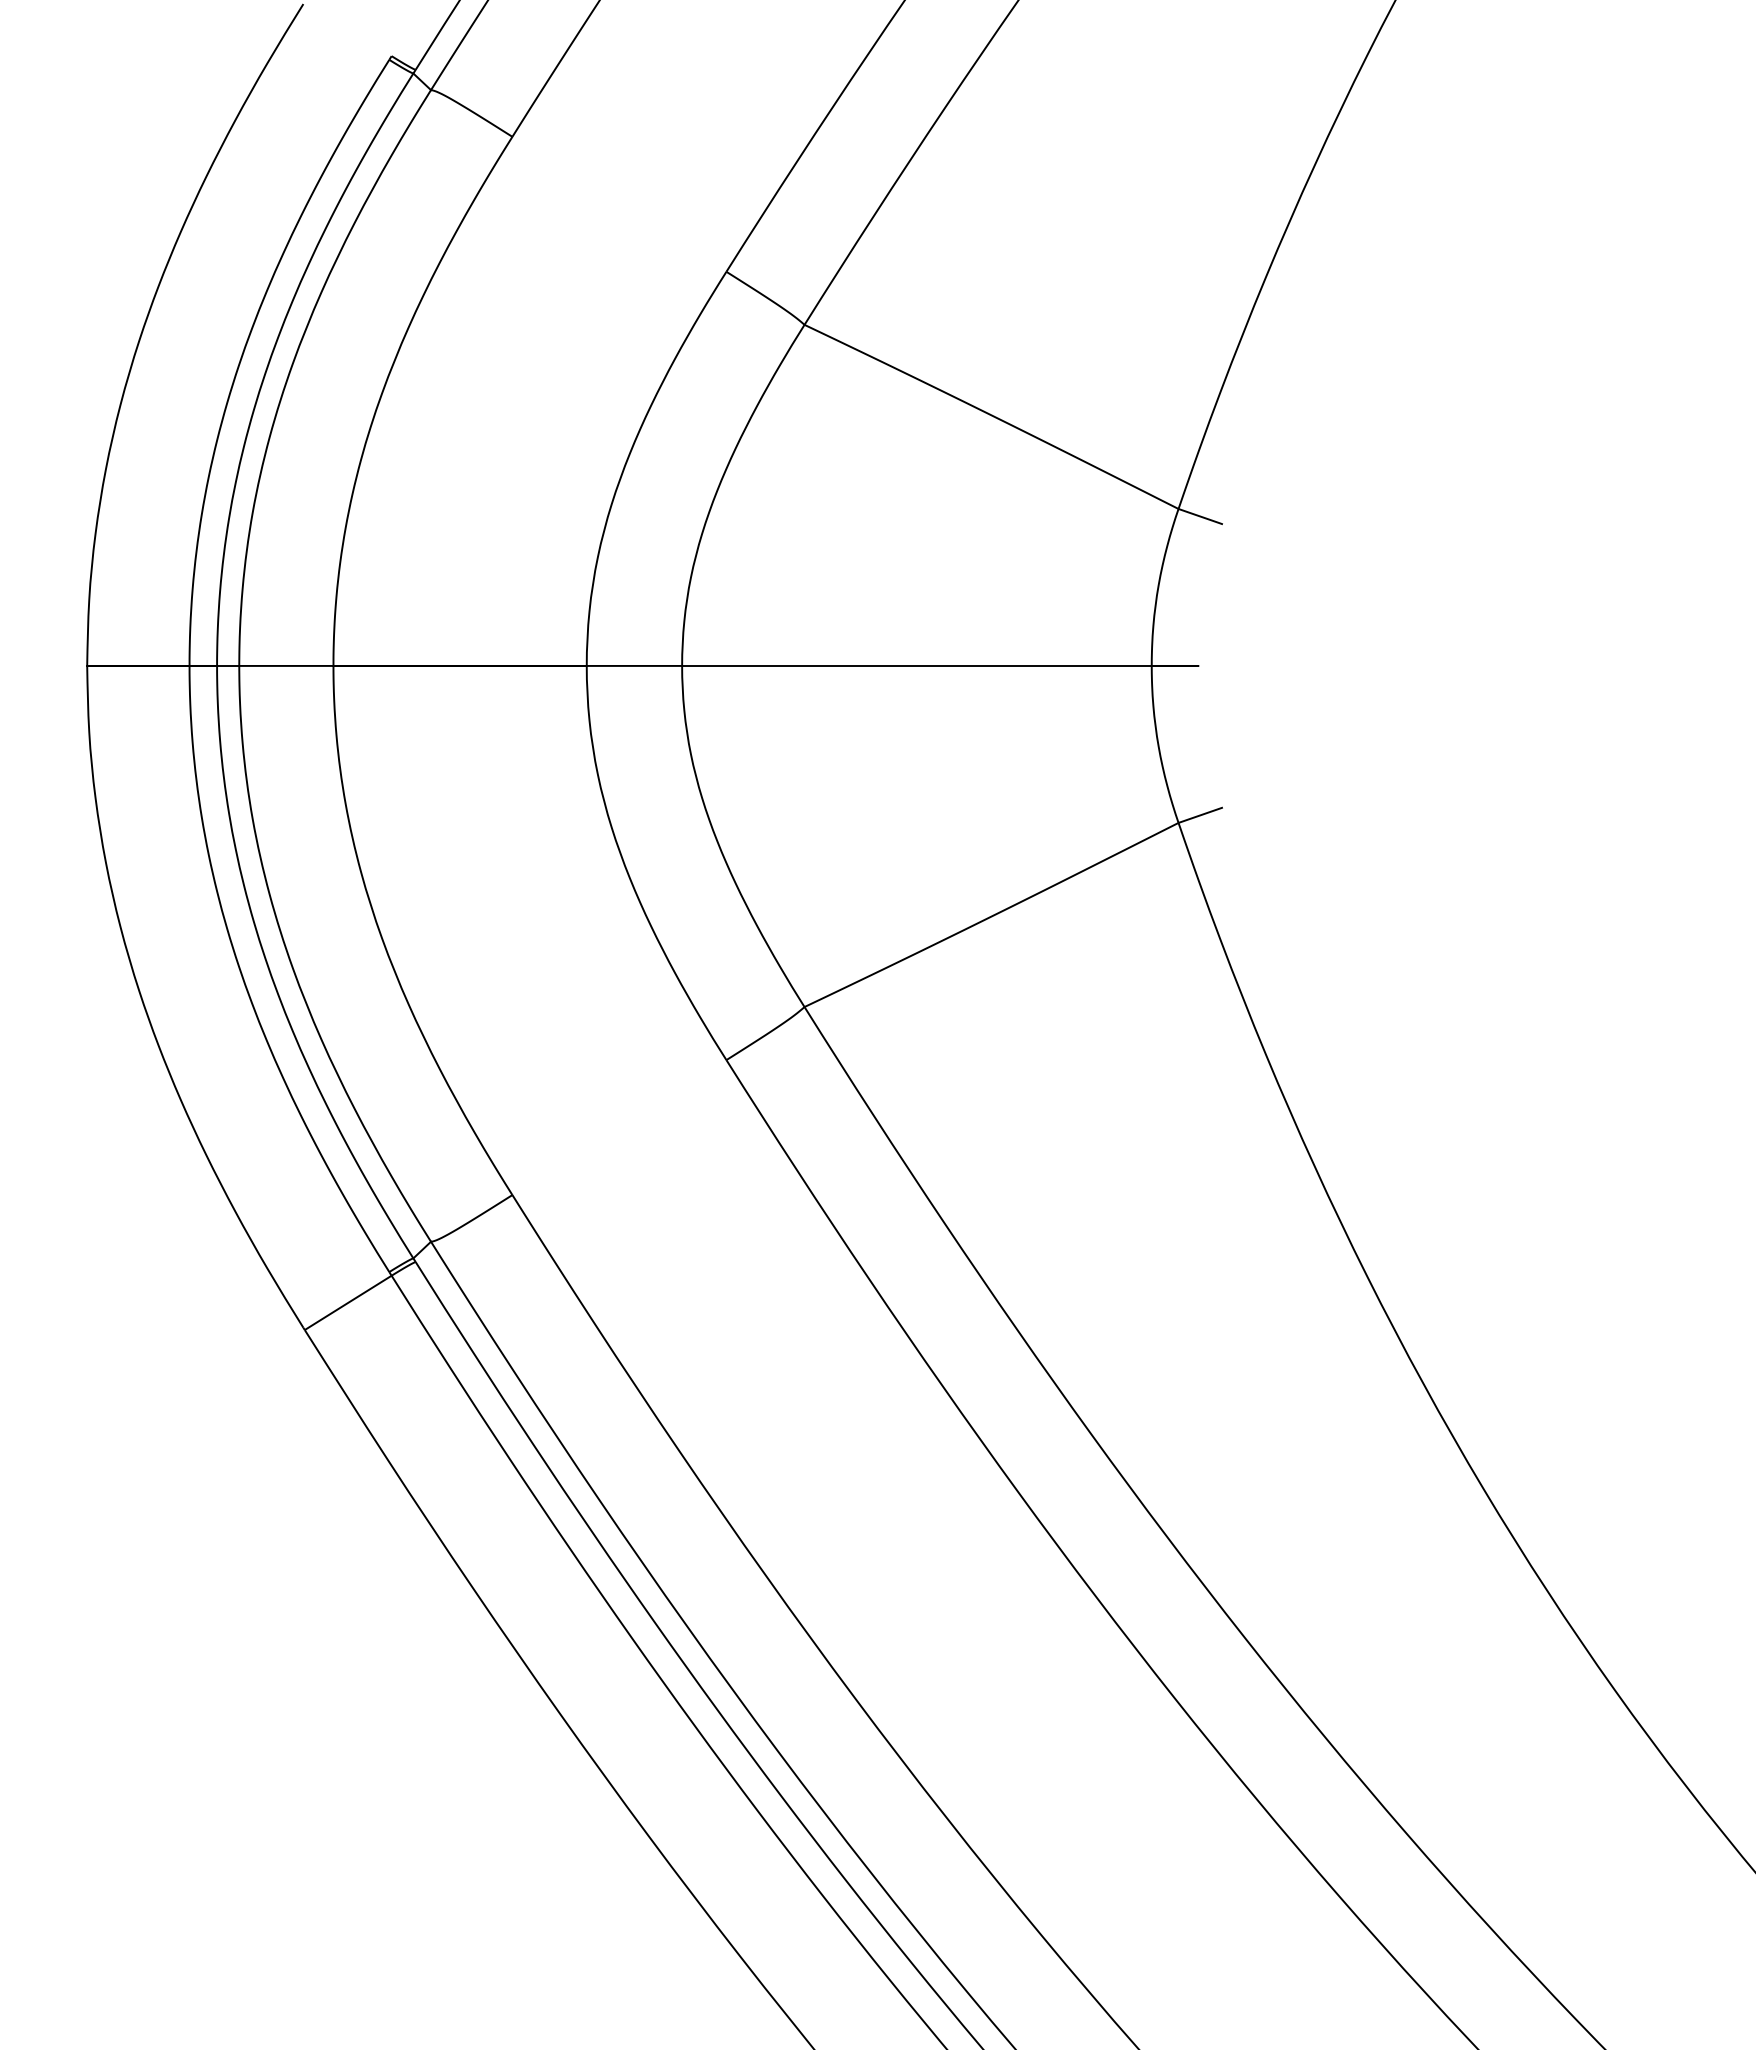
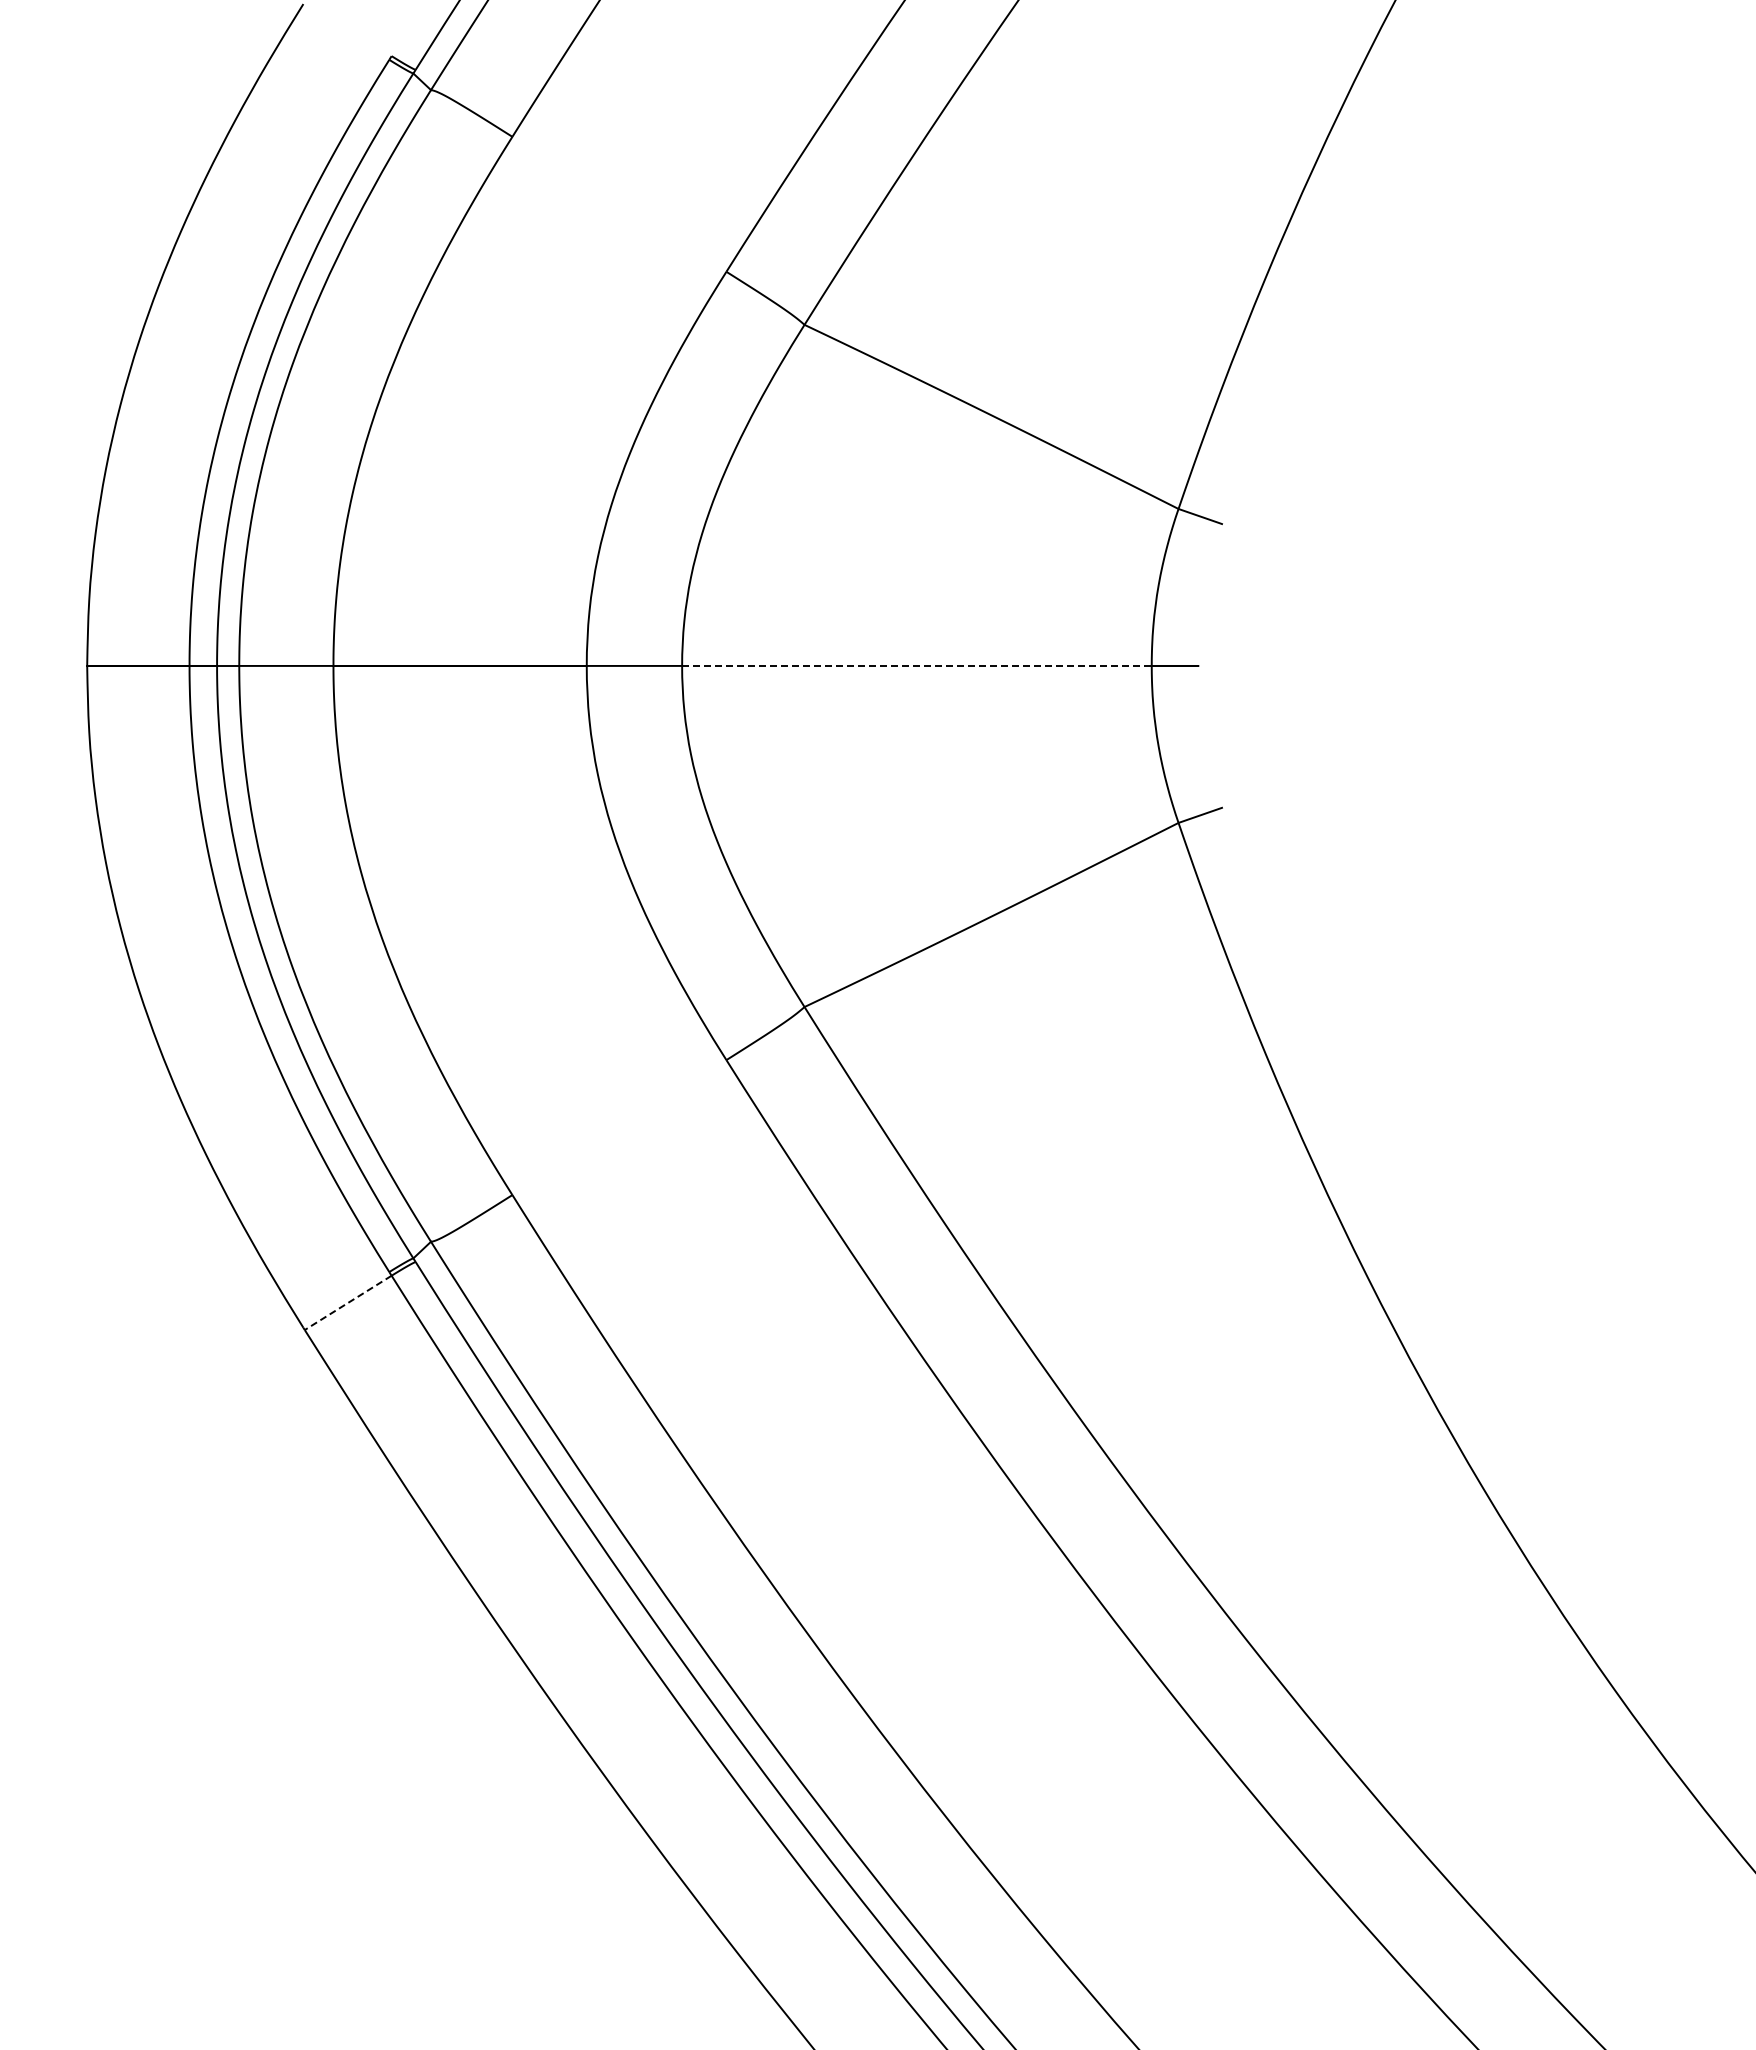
line: solid -> dashed (916, 665)
line: solid -> dashed (348, 1302)
